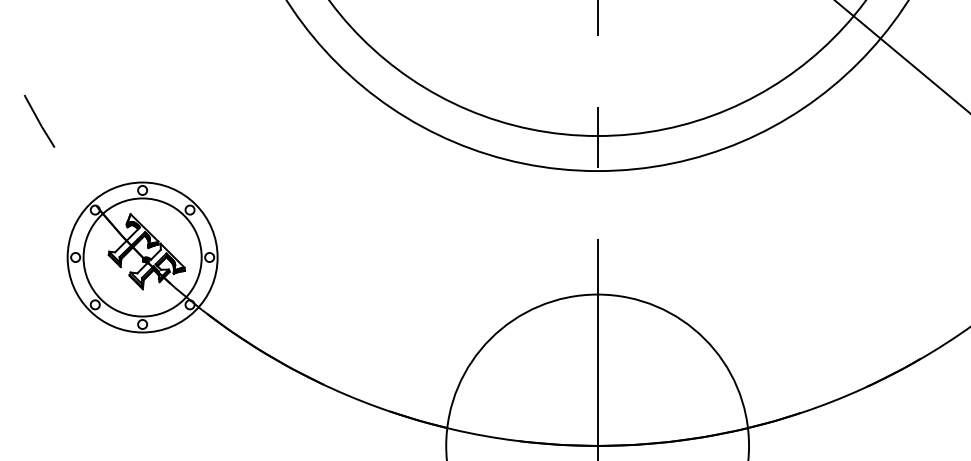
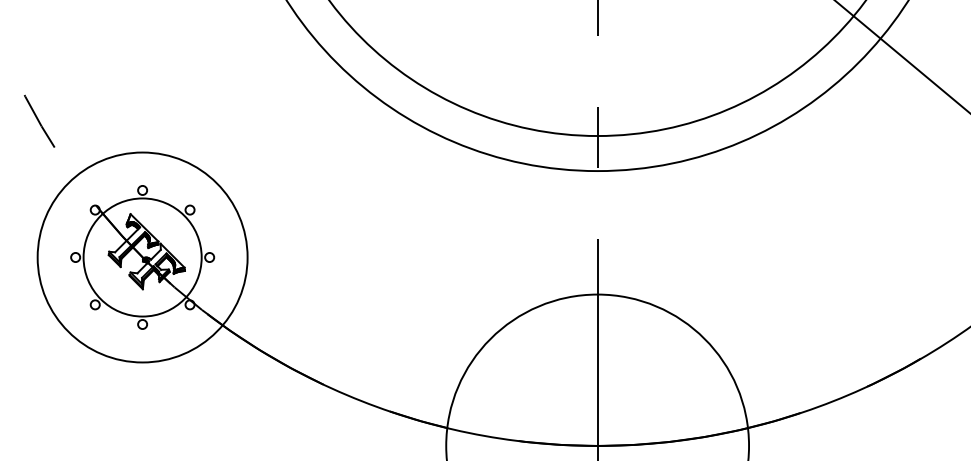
circle diameter: 150 px -> 210 px (142, 257)
